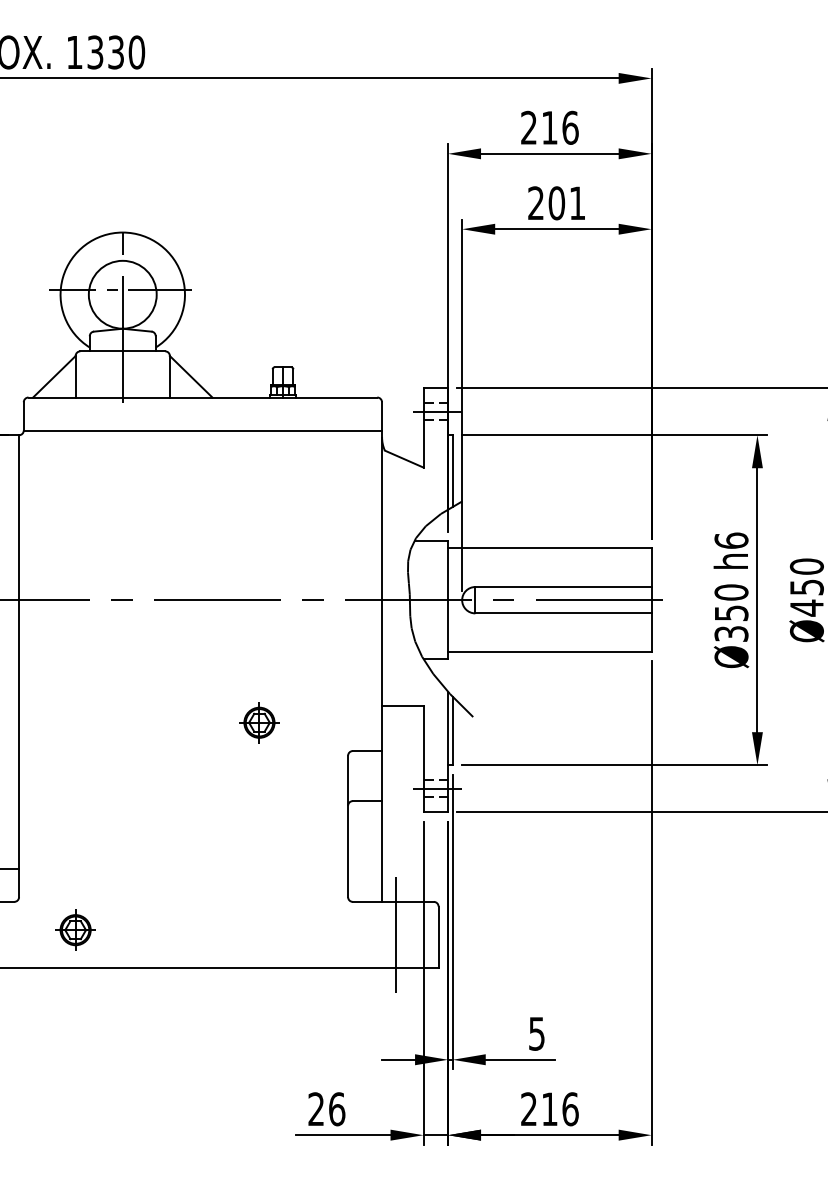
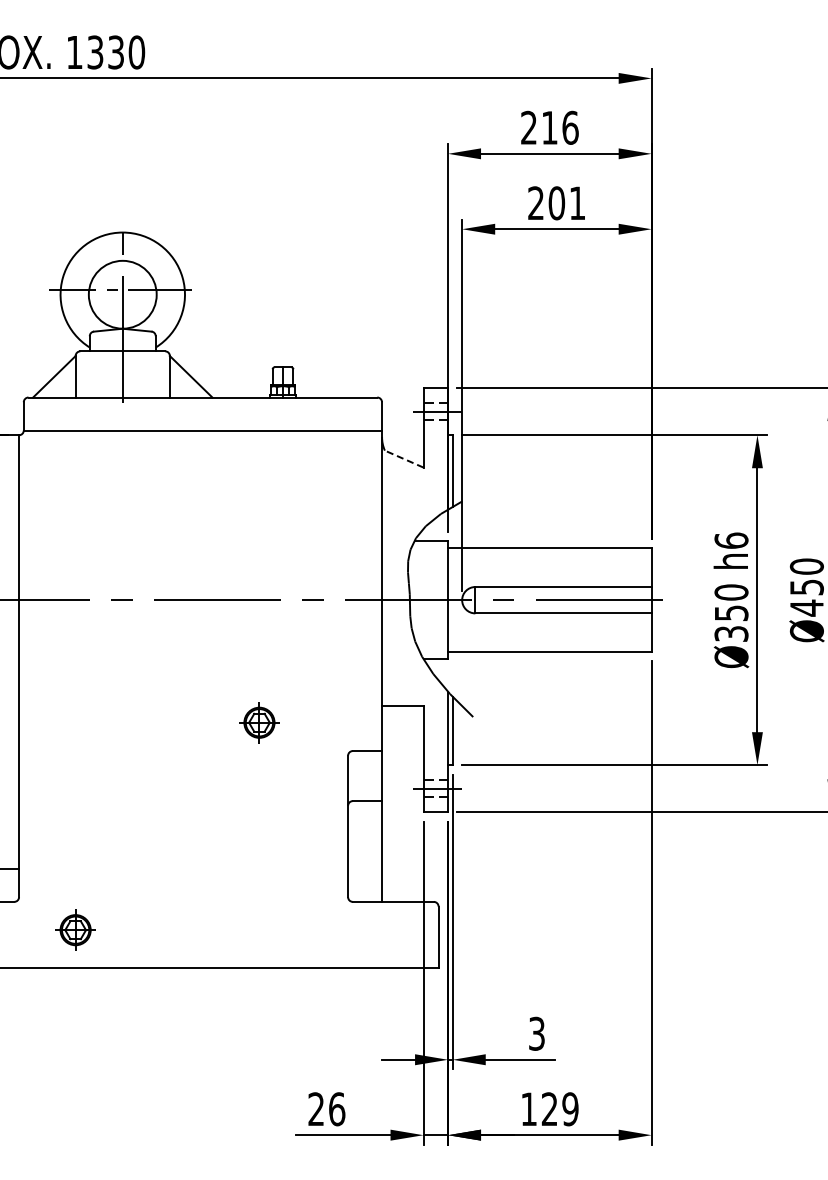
line: solid -> dashed (403, 458)
line: present -> none (396, 934)
text: 5 -> 3 (536, 1033)
text: 216 -> 129 (549, 1109)
